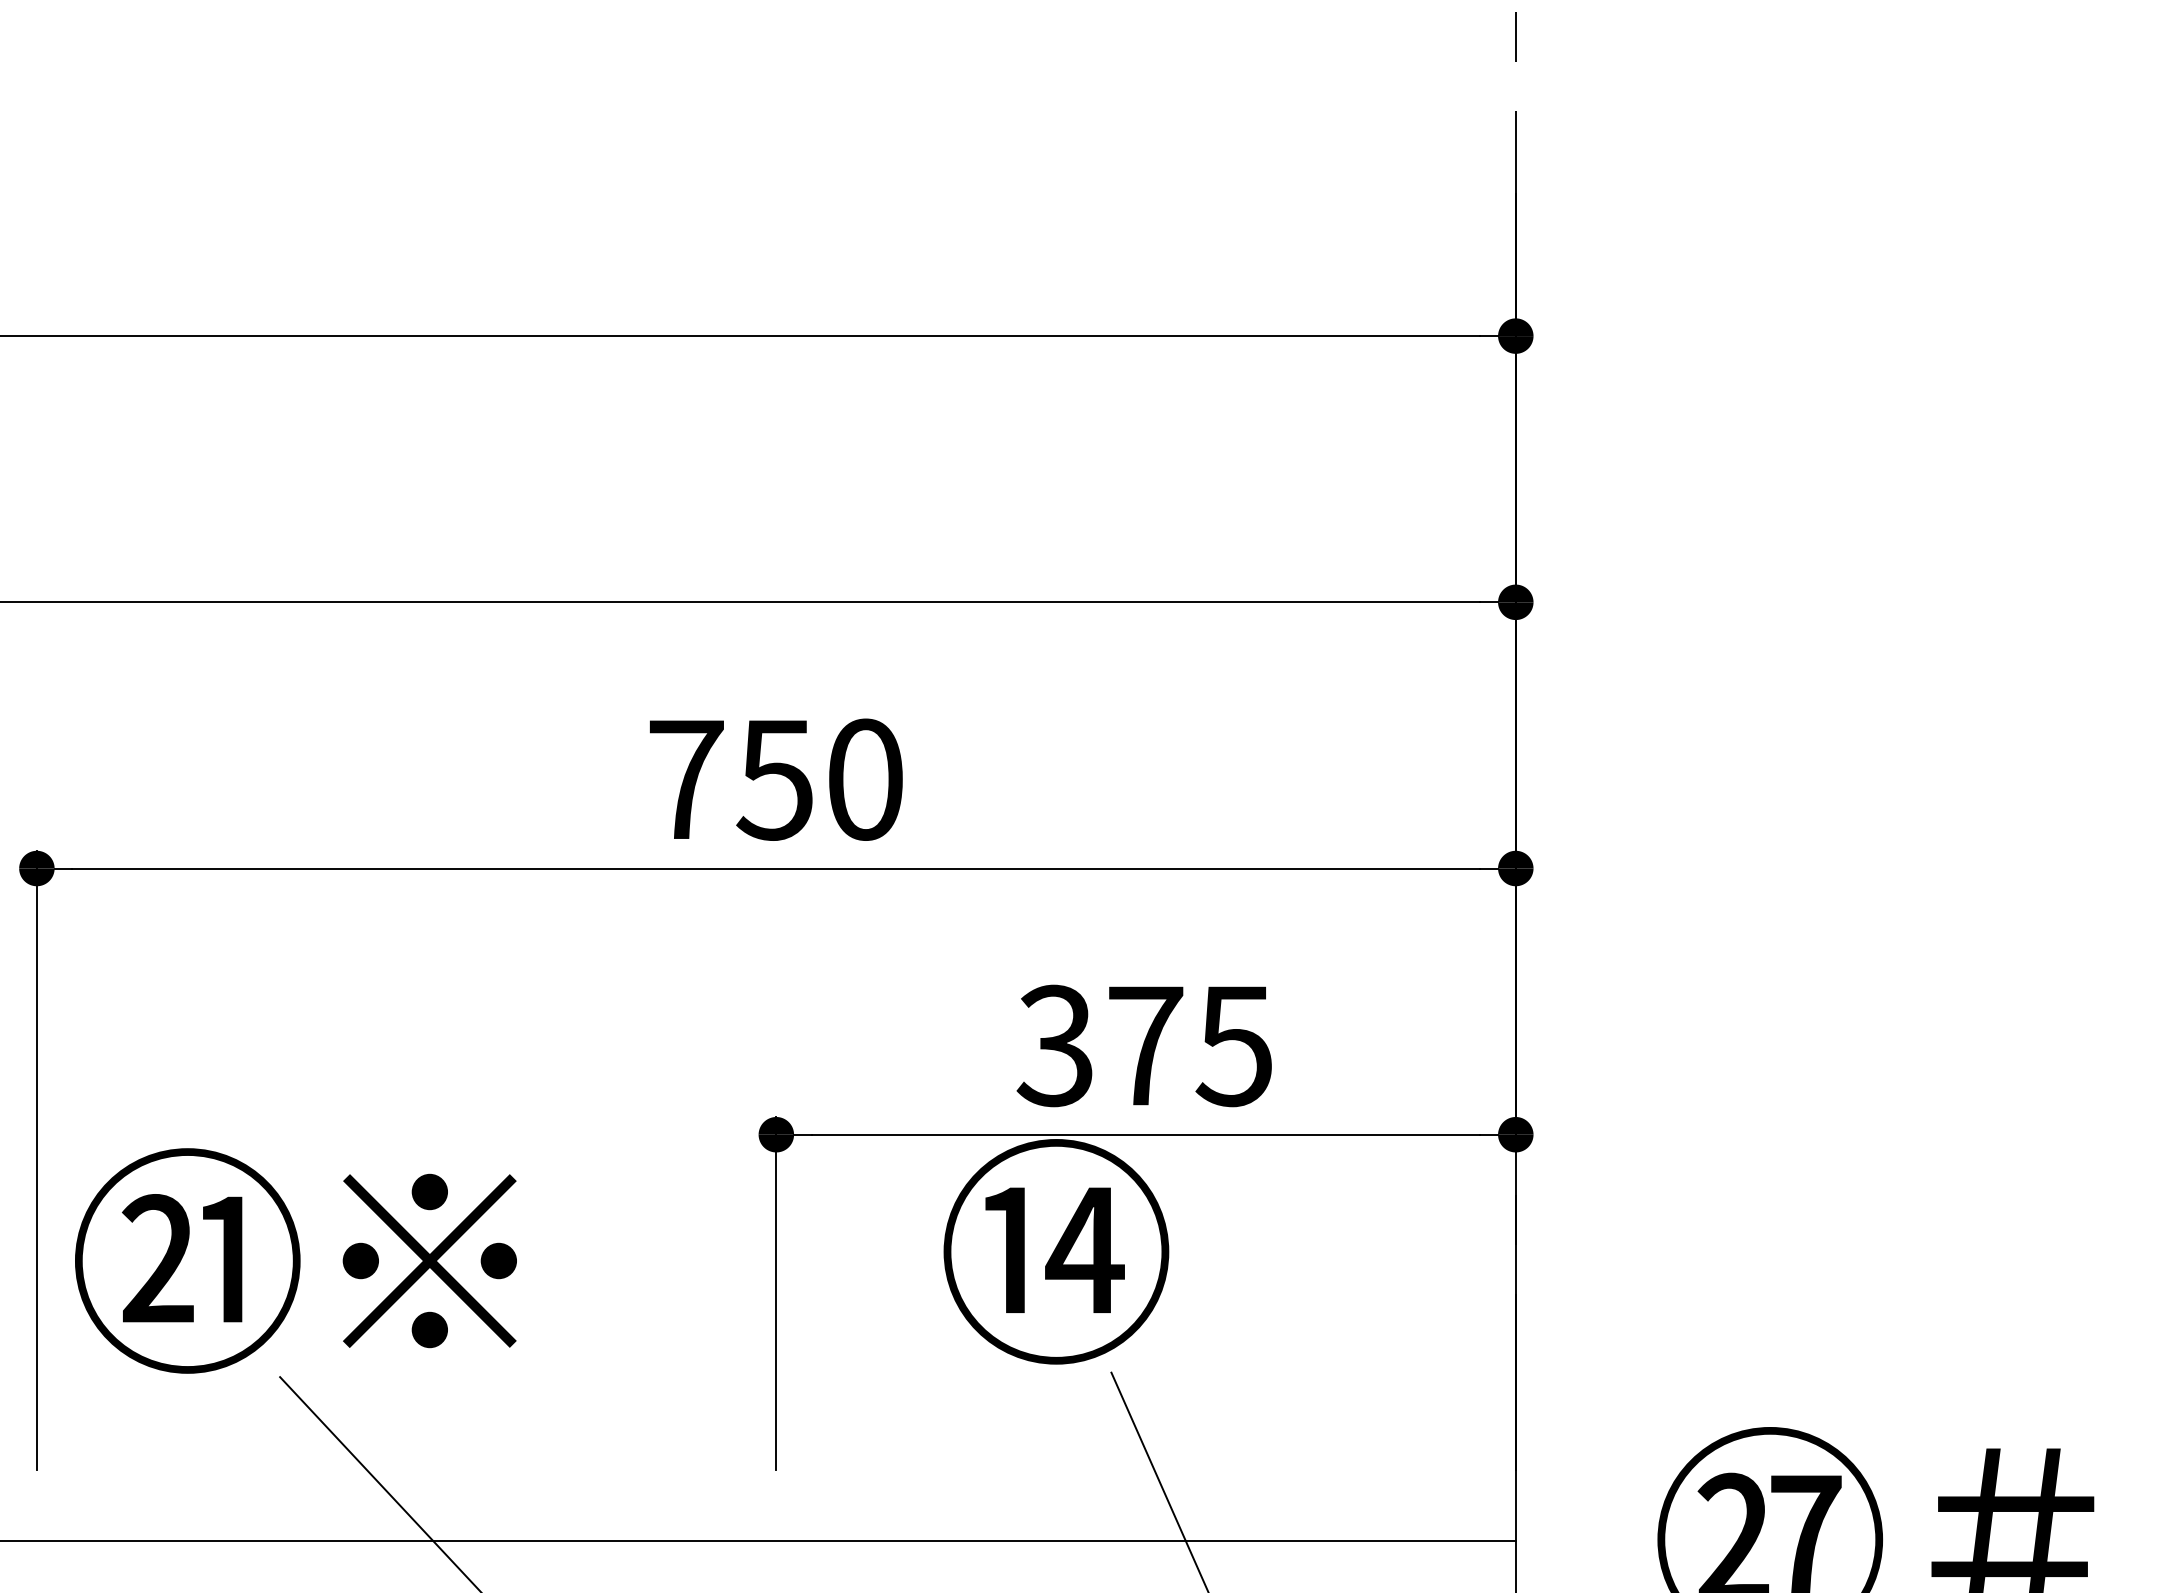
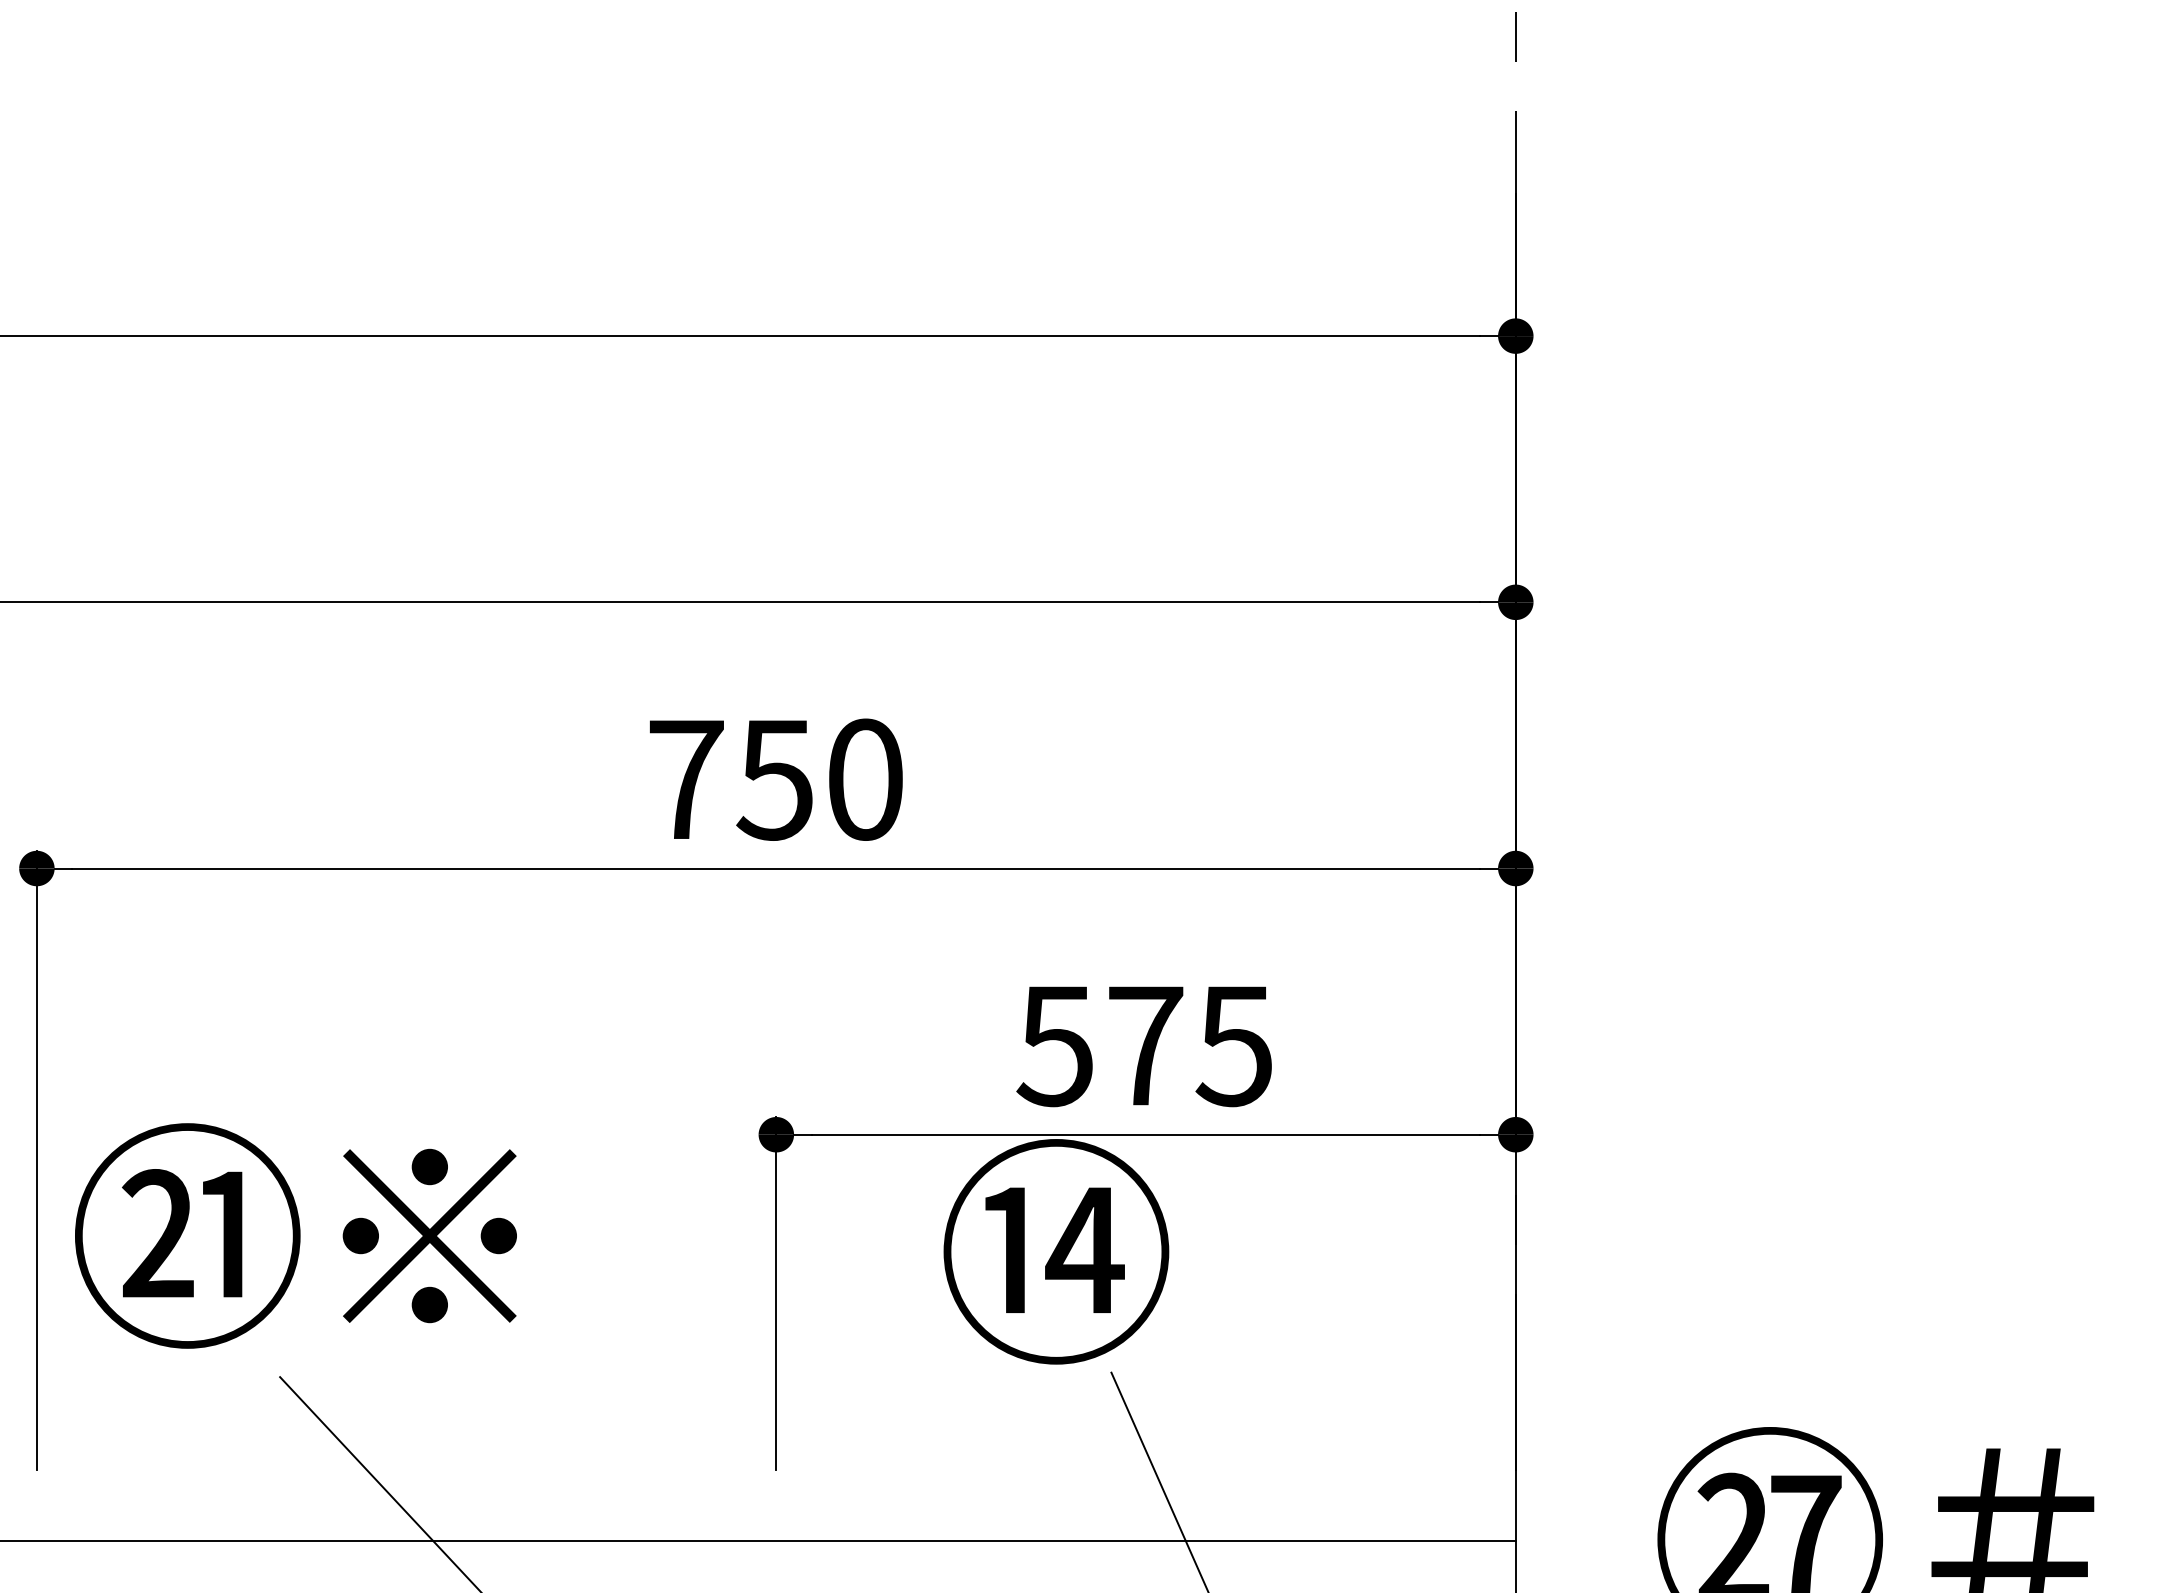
text: 375 -> 575 (1054, 1045)
text position: (295, 1260) -> (295, 1235) (295, 1235)
